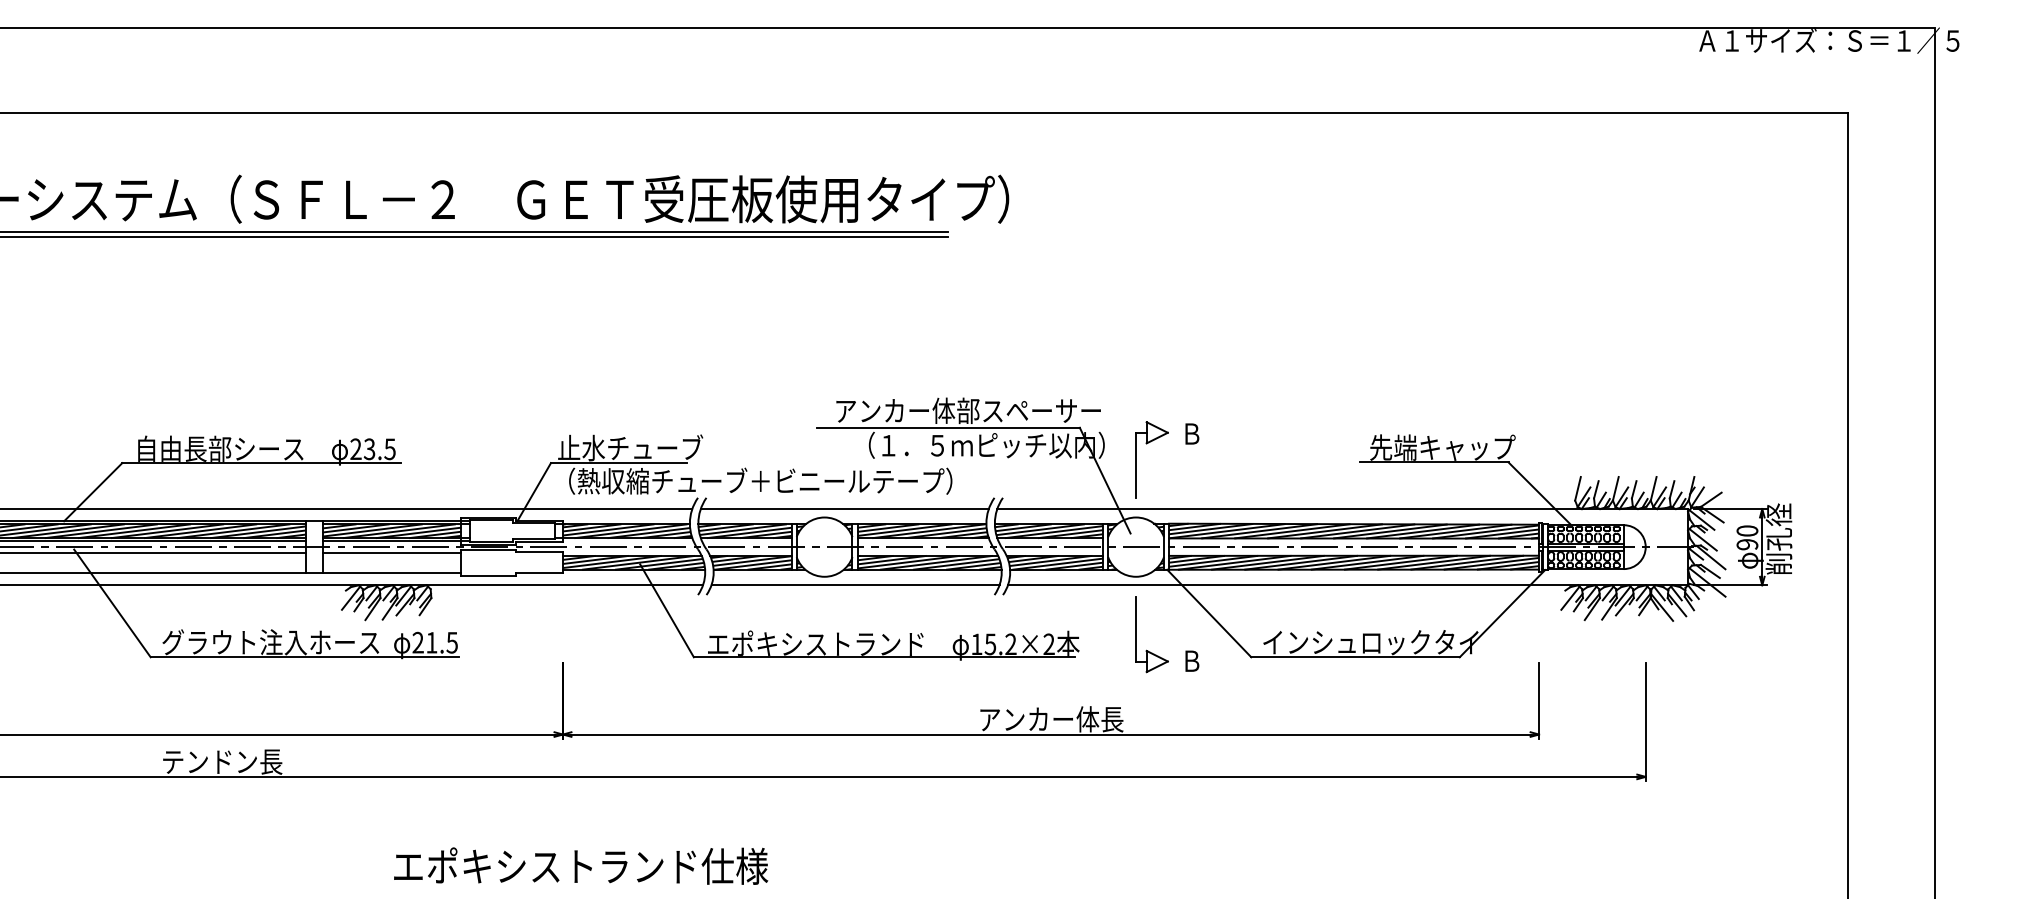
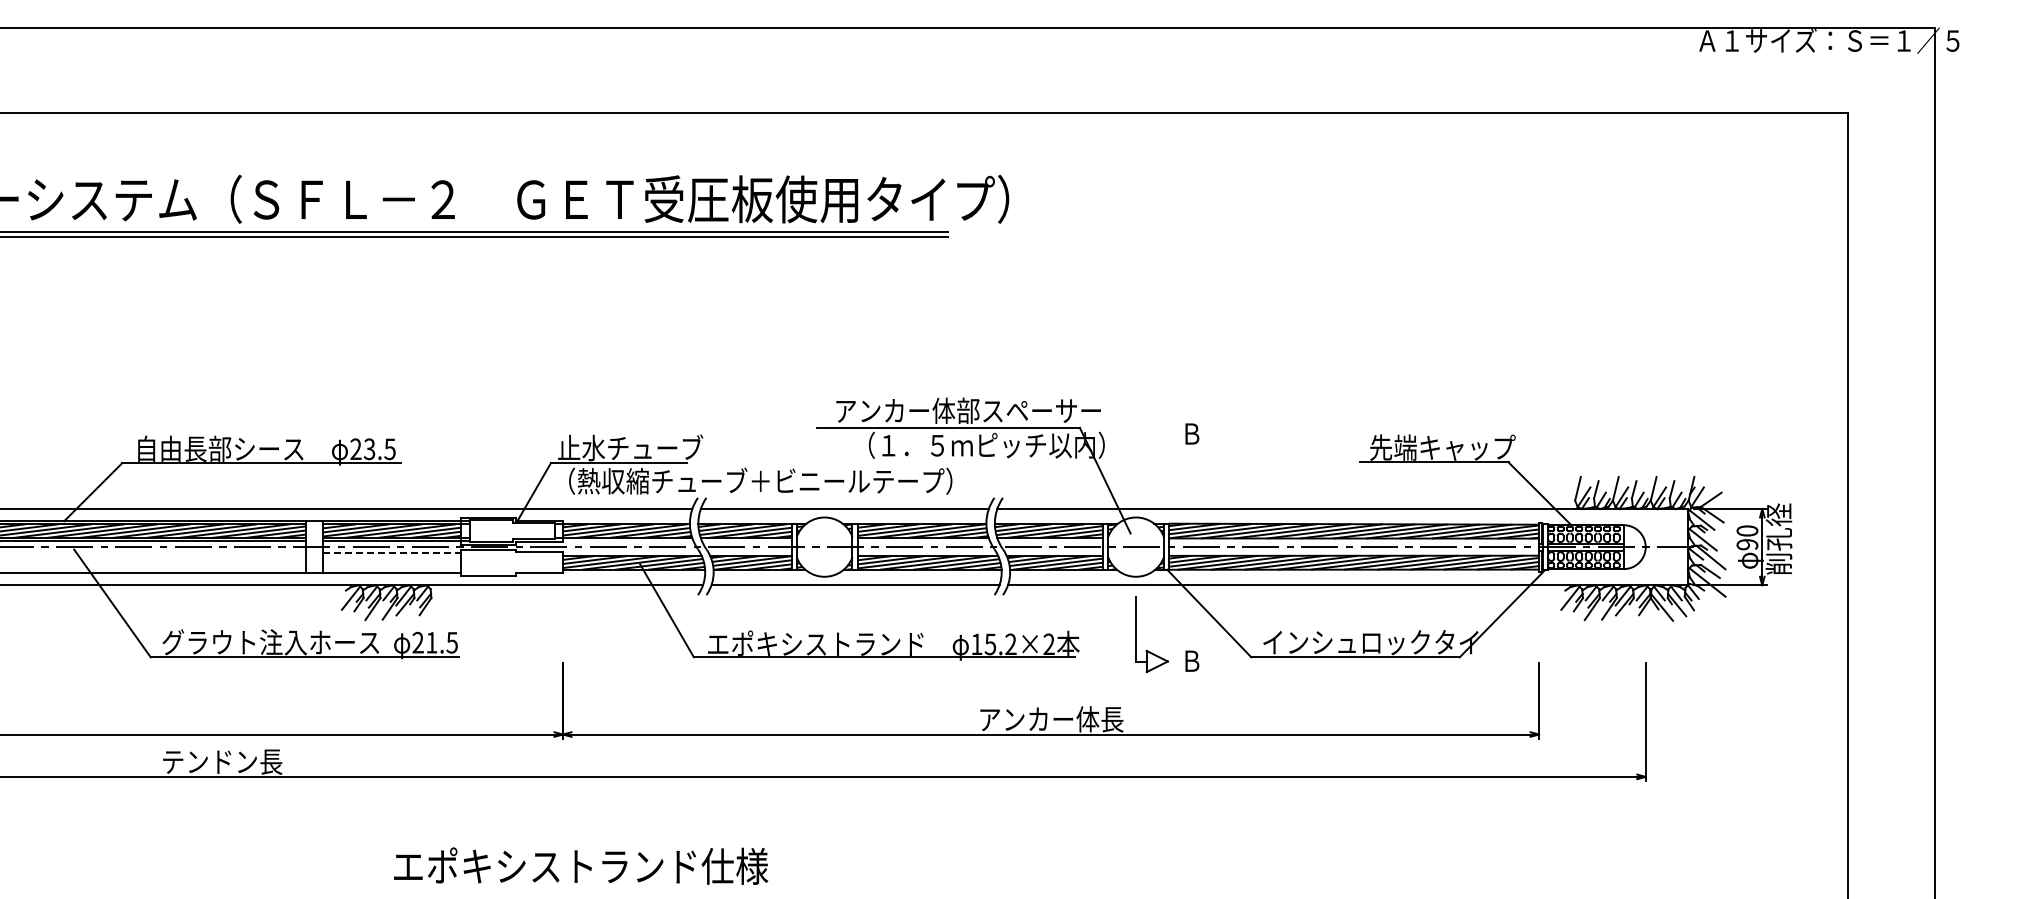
part: present -> none (1136, 459)
line: present -> none (153, 552)
line: solid -> dashed (392, 552)
